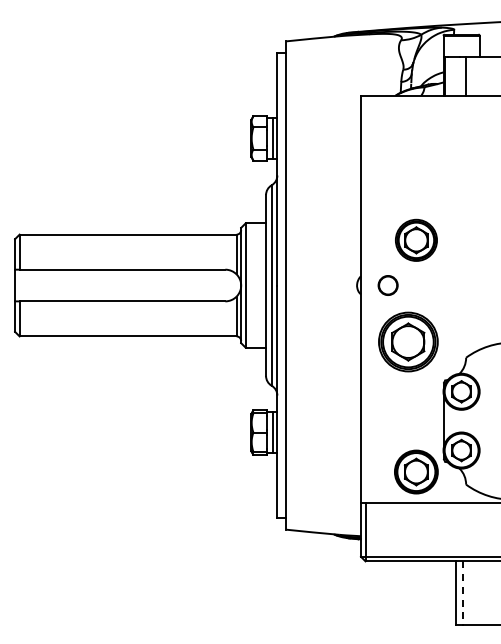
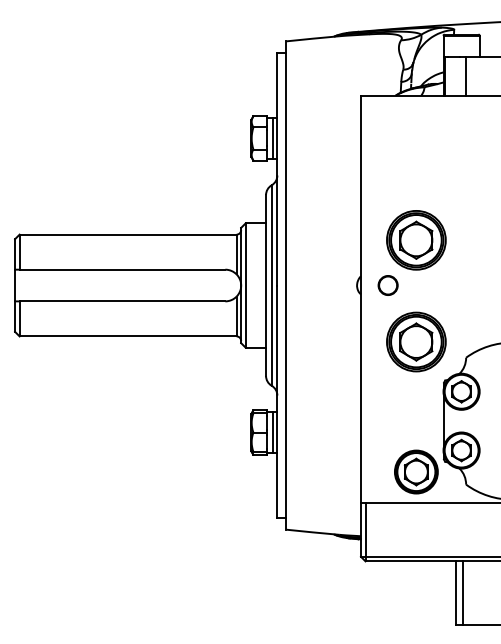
part size: 43x44 px -> 61x61 px (416, 240)
part position: (408, 341) -> (416, 341) (416, 341)
line: dashed -> solid (462, 593)
